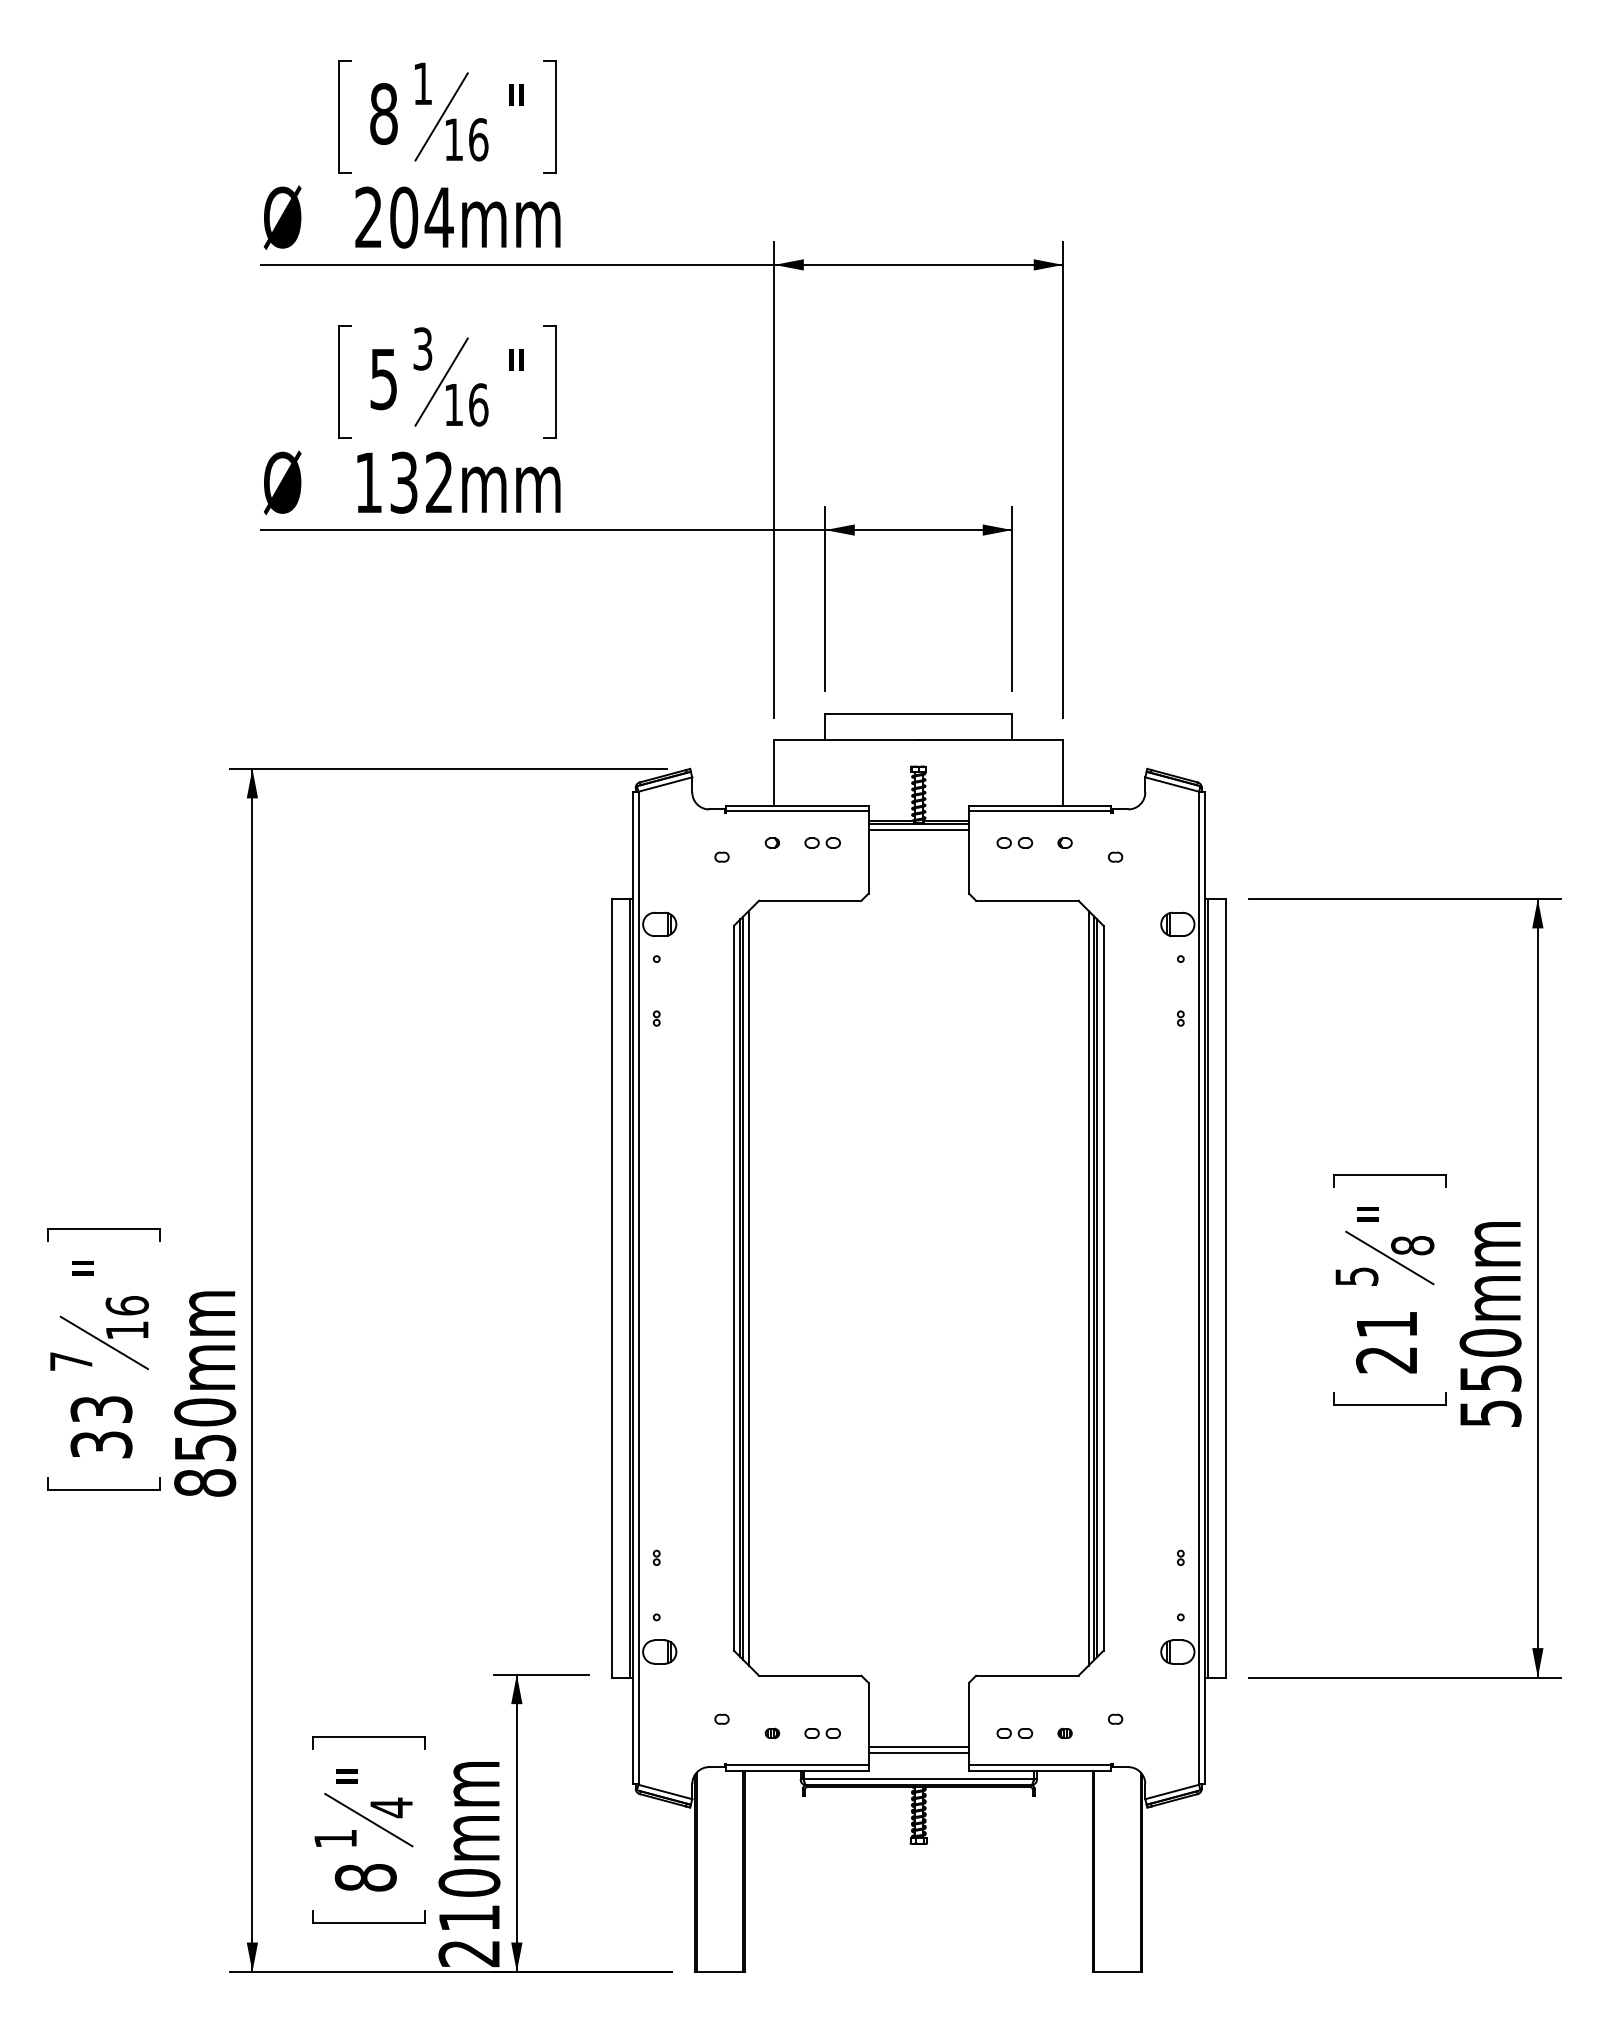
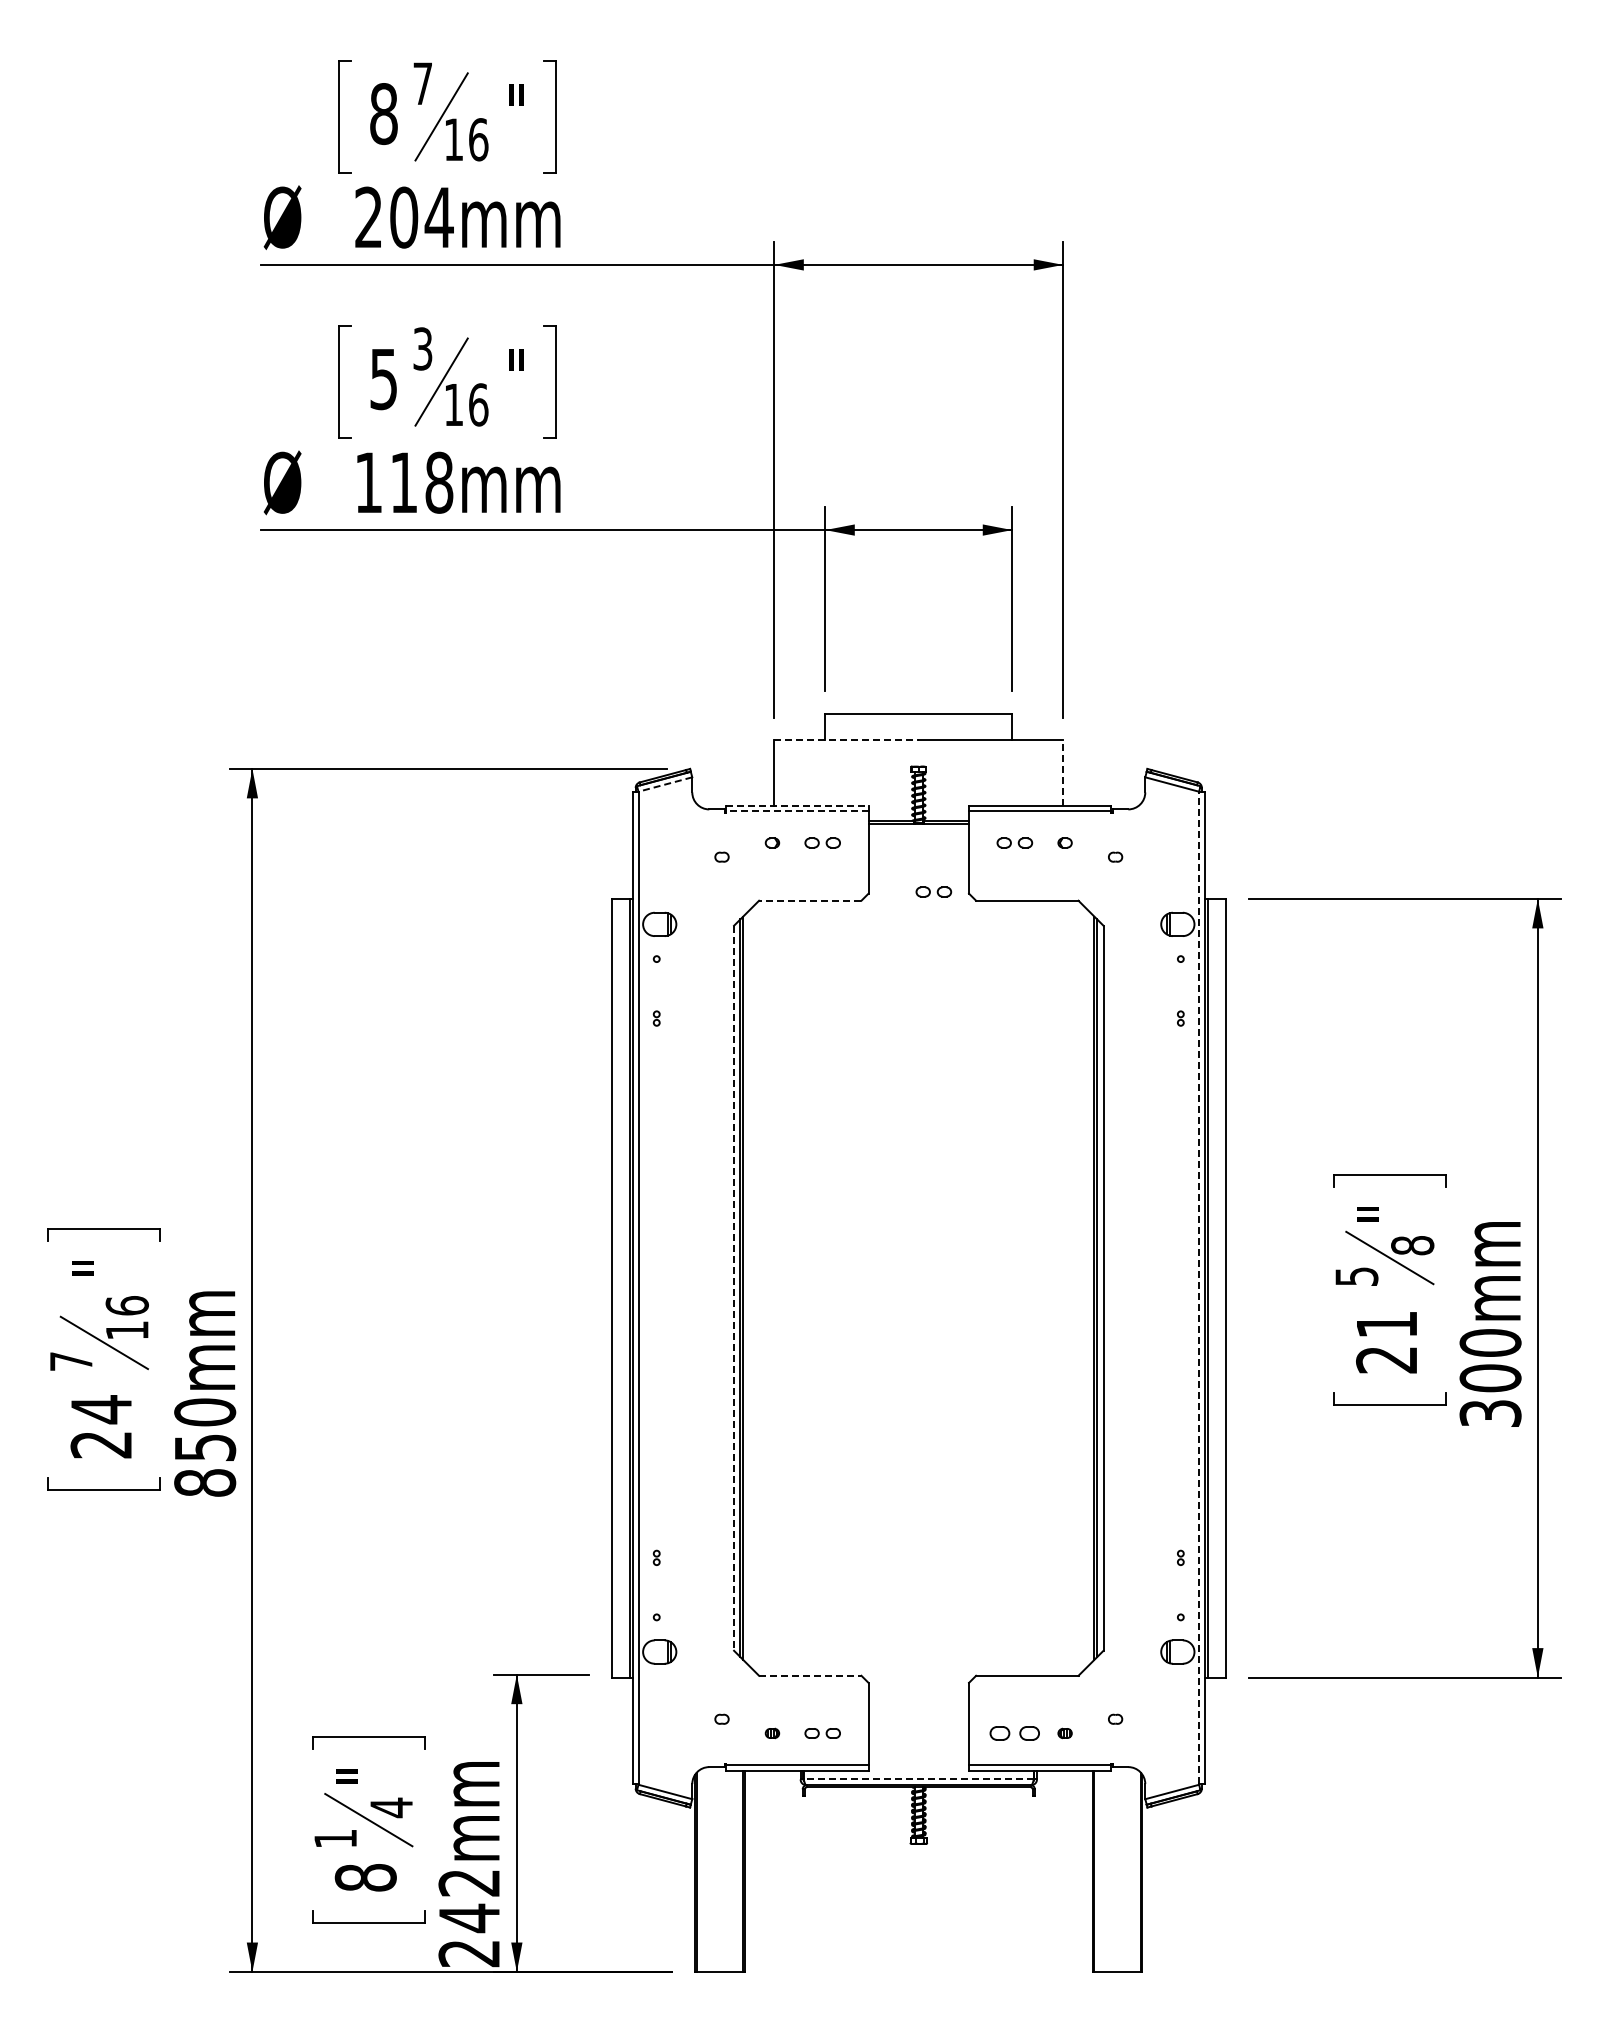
text: 1 -> 7 (422, 83)
text: 132mm -> 118mm (421, 482)
line: solid -> dashed (847, 740)
line: solid -> dashed (1063, 772)
line: solid -> dashed (665, 784)
line: solid -> dashed (797, 805)
line: solid -> dashed (796, 811)
line: present -> none (918, 829)
part: none -> present (933, 891)
line: solid -> dashed (809, 900)
line: present -> none (748, 1287)
line: present -> none (1088, 1287)
line: solid -> dashed (734, 1288)
line: solid -> dashed (1199, 1288)
text: 550mm -> 300mm (1490, 1395)
text: 33 -> 24 (101, 1426)
line: solid -> dashed (810, 1675)
part size: 38x11 px -> 51x15 px (1014, 1733)
line: present -> none (918, 1746)
line: present -> none (918, 1752)
line: solid -> dashed (918, 1779)
text: 210mm -> 242mm (469, 1901)
